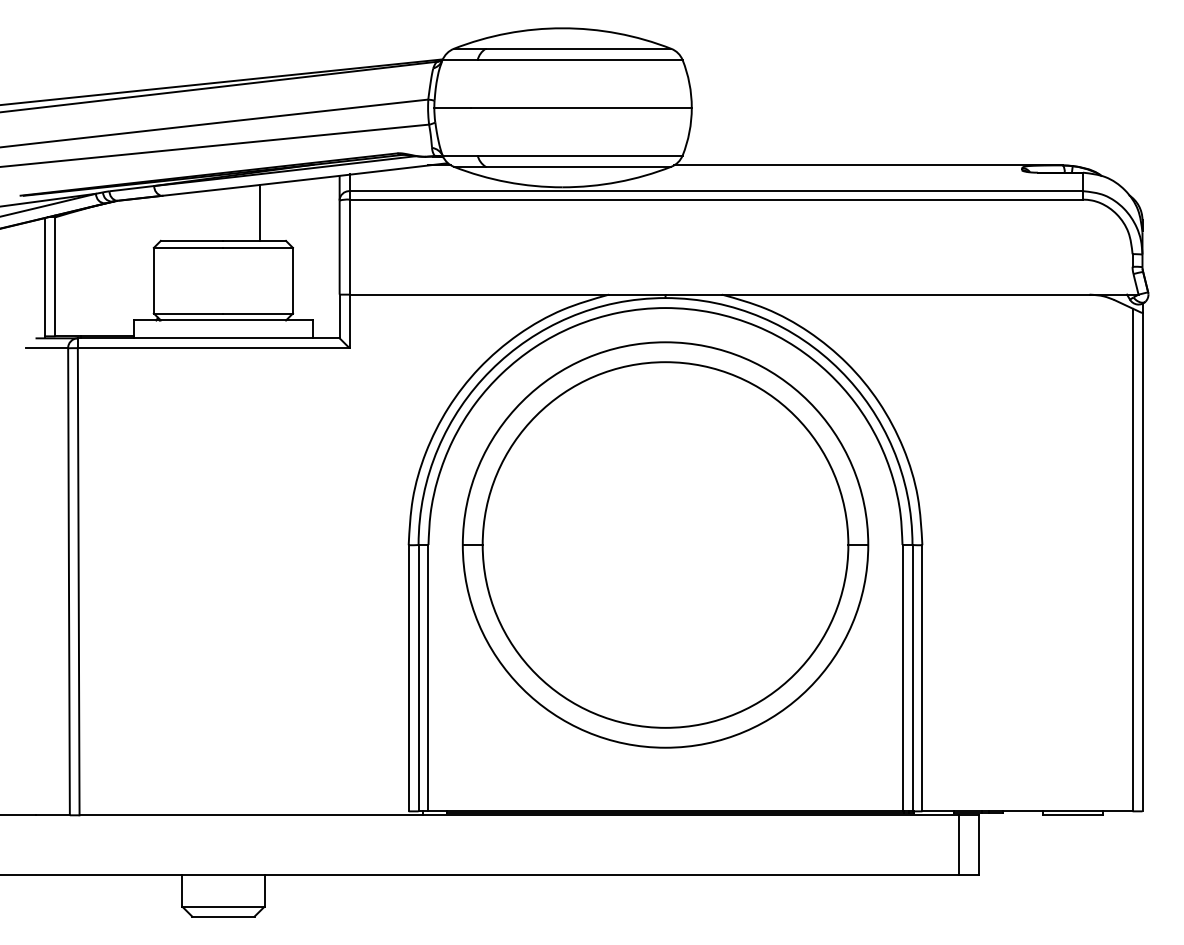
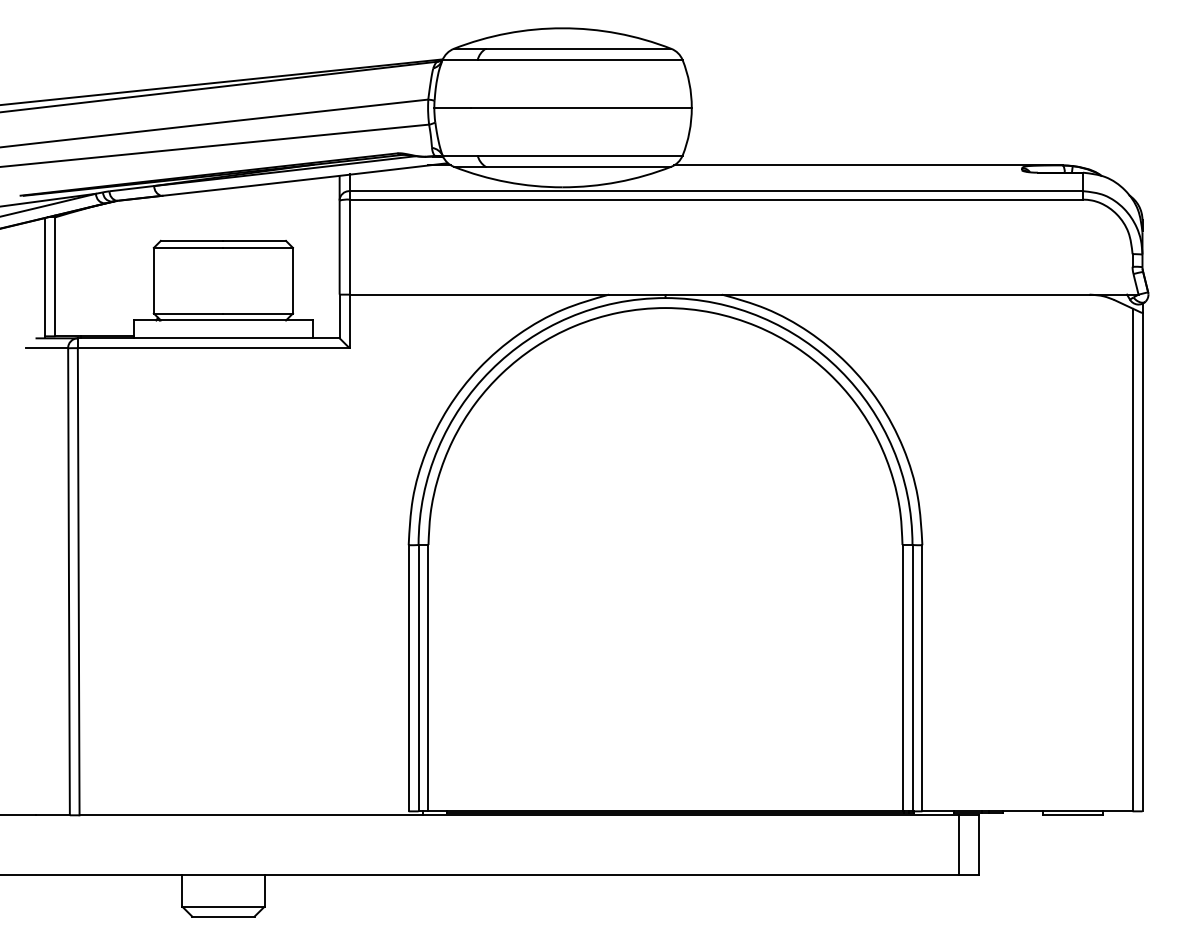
line: present -> none (260, 212)
part: present -> none (665, 544)
